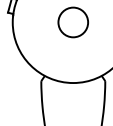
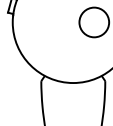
circle position: (72, 22) -> (93, 22) (93, 22)
